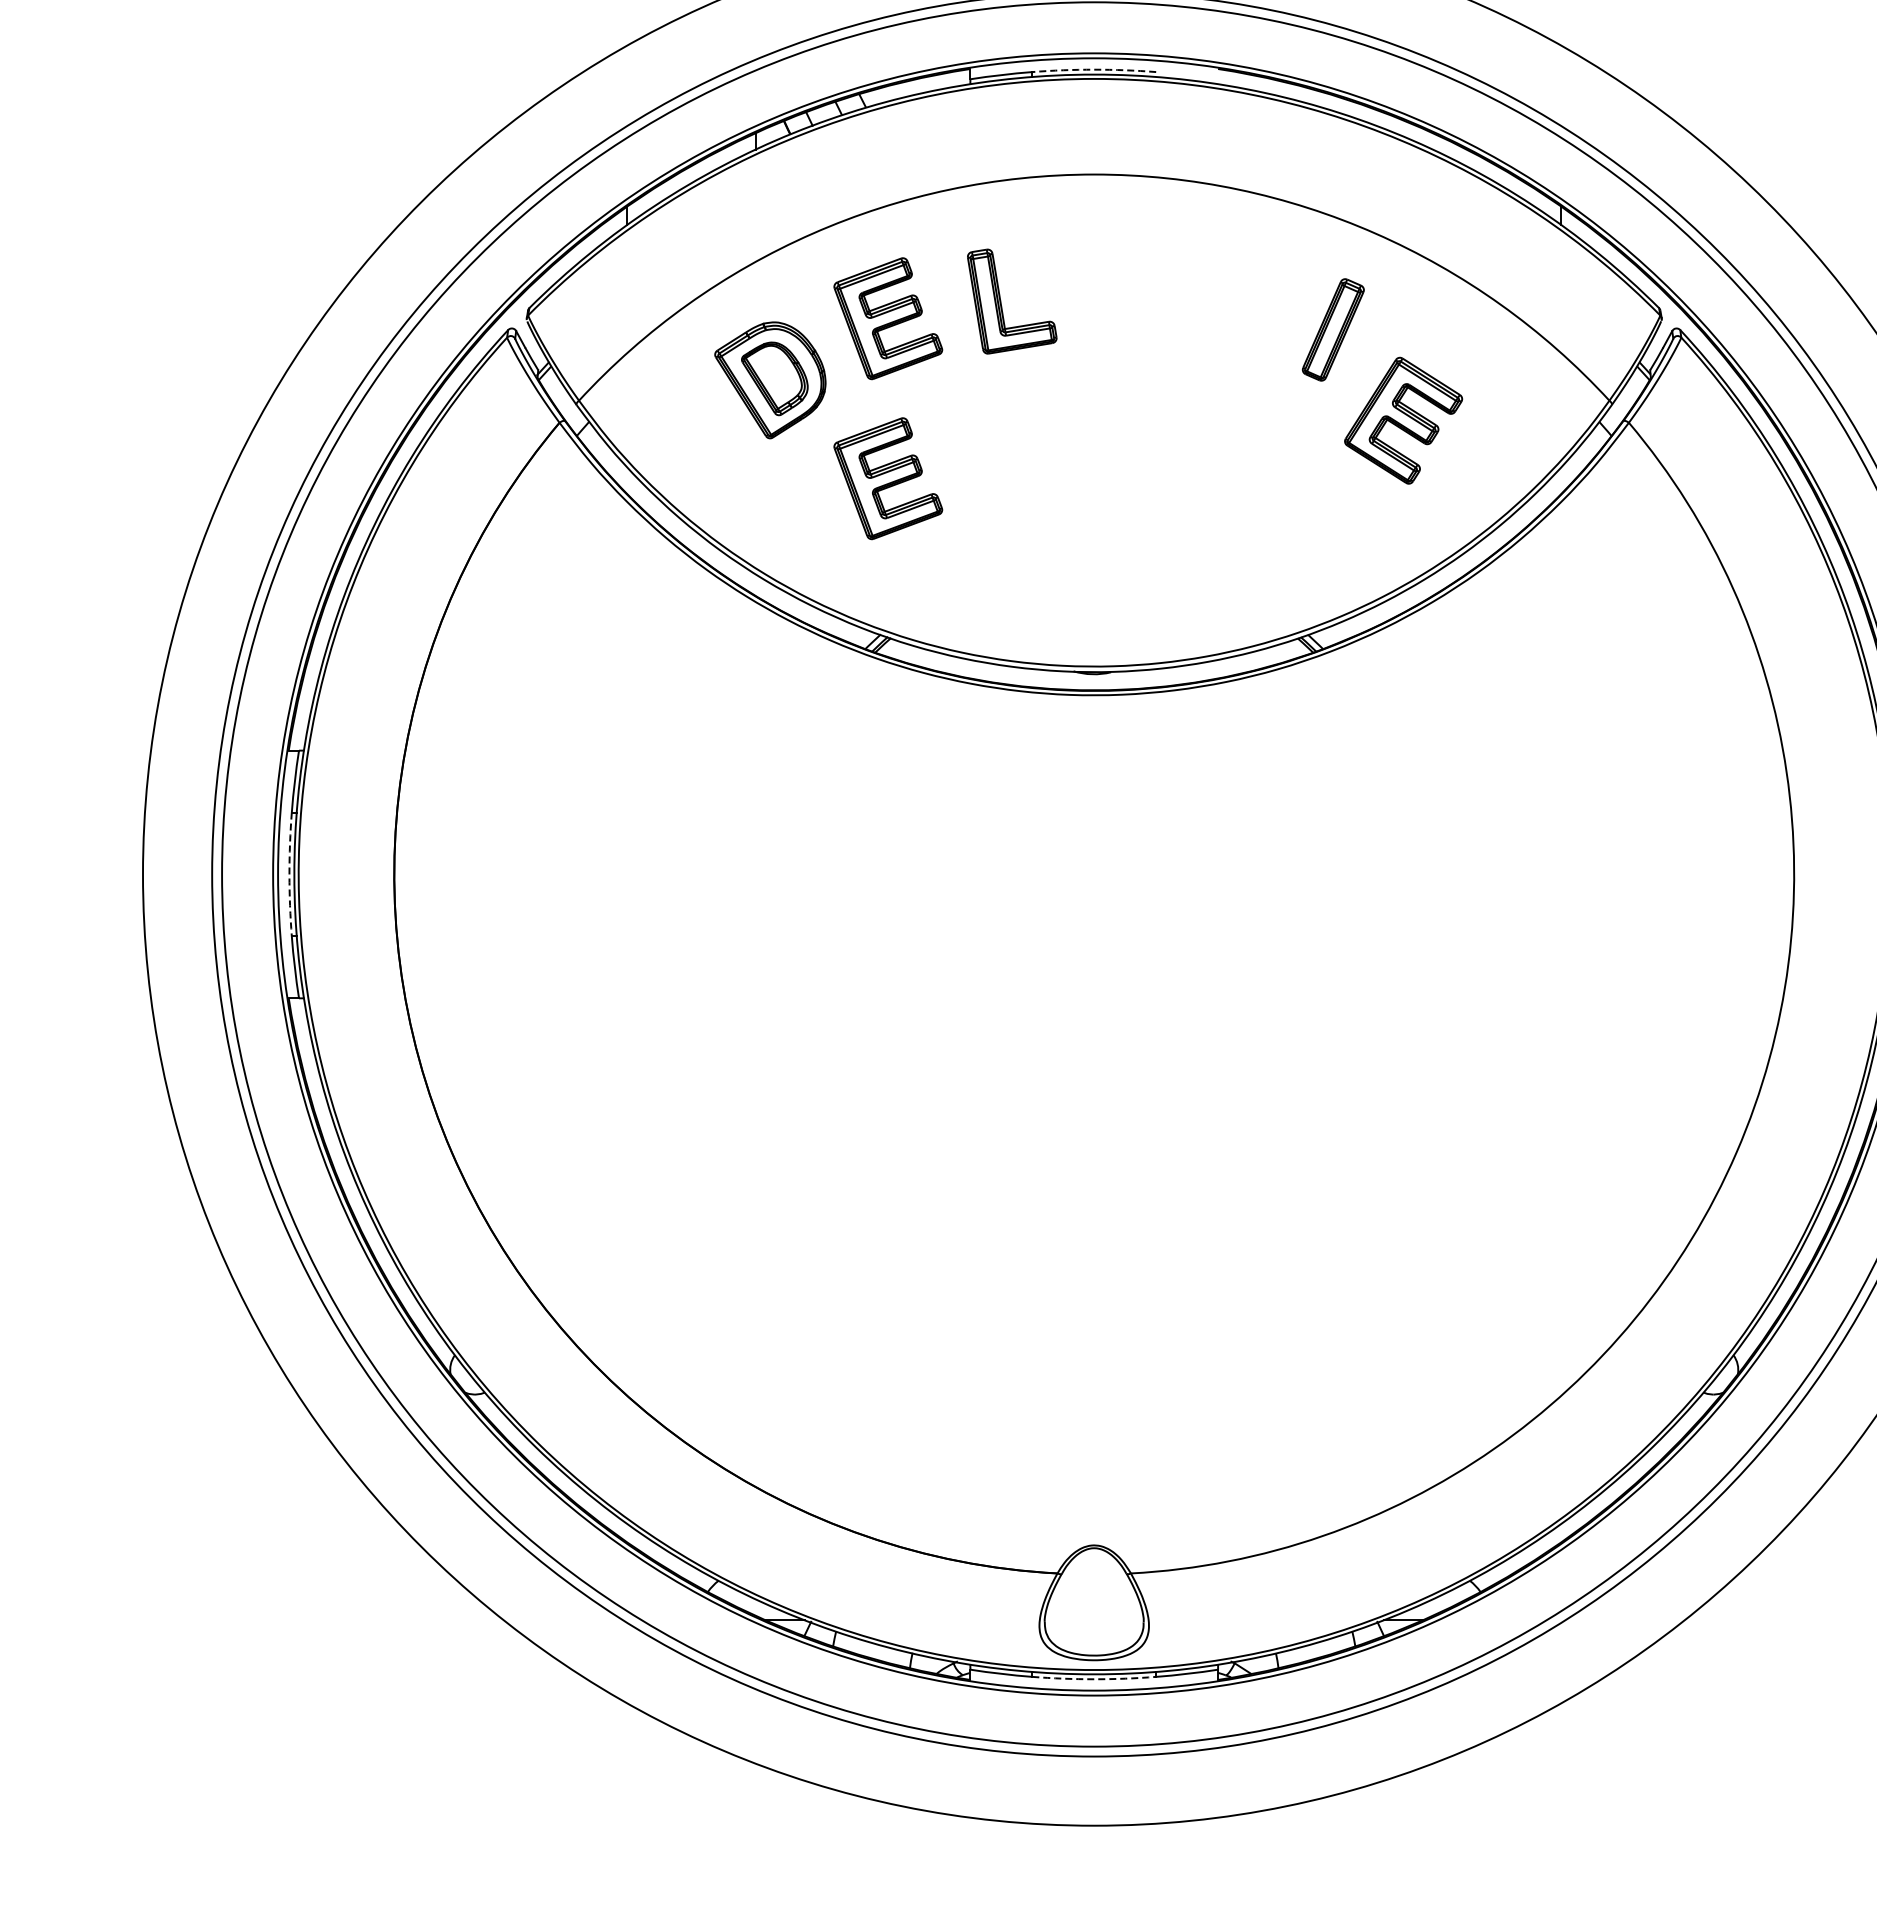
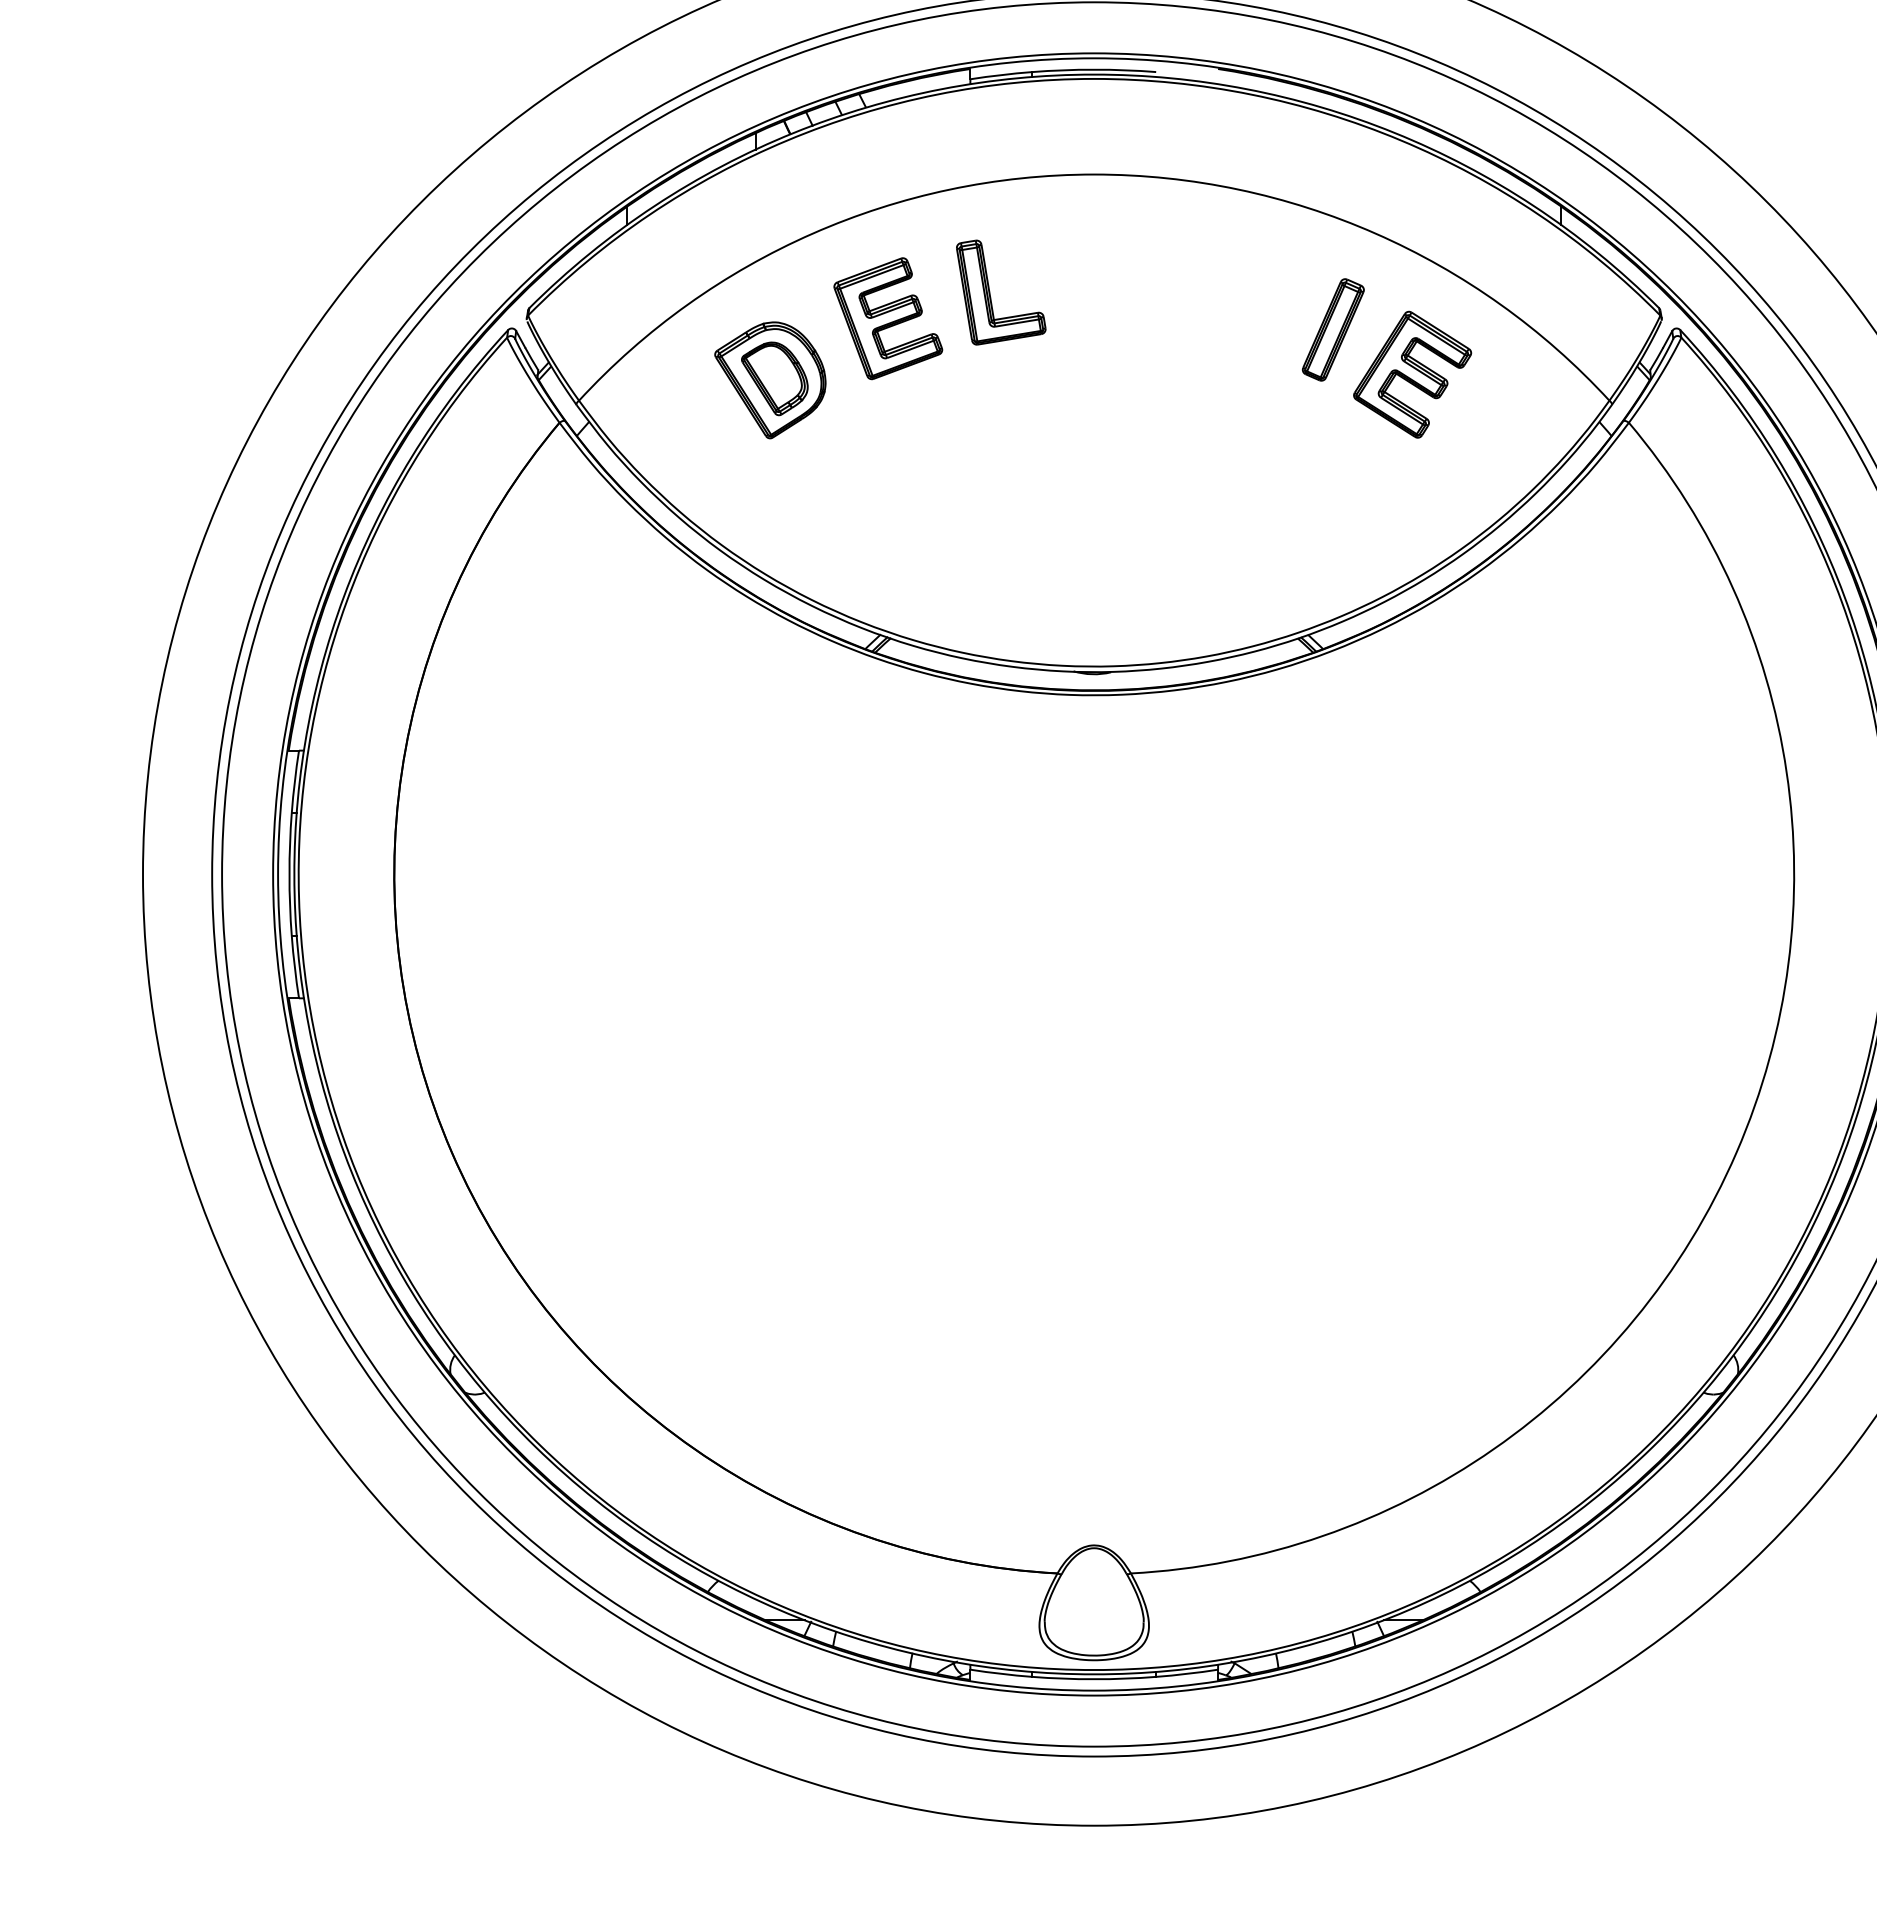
arc: dashed -> solid (1094, 69)
part position: (1001, 301) -> (990, 292) (990, 292)
part position: (1403, 420) -> (1412, 374) (1412, 374)
part: present -> none (888, 478)
arc: dashed -> solid (289, 874)
arc: dashed -> solid (1094, 1679)
